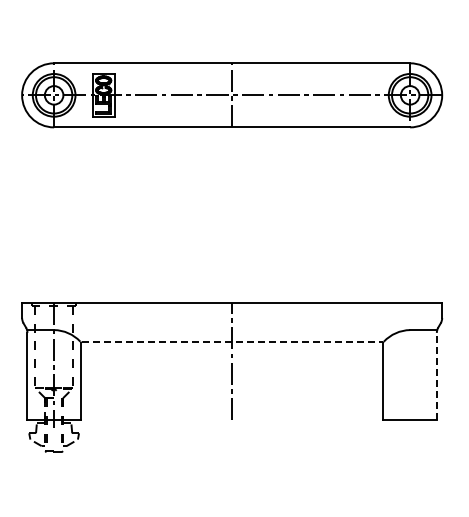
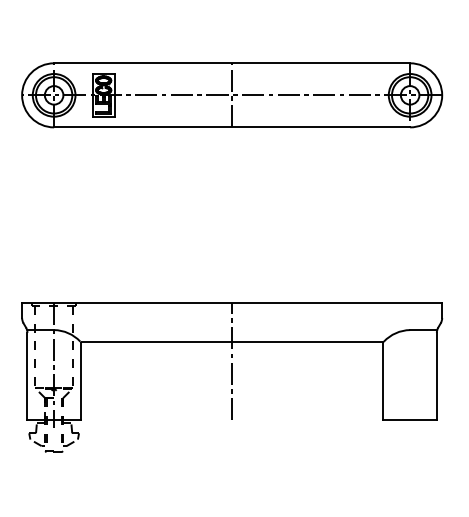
line: dashed -> solid (232, 342)
line: dashed -> solid (436, 376)
